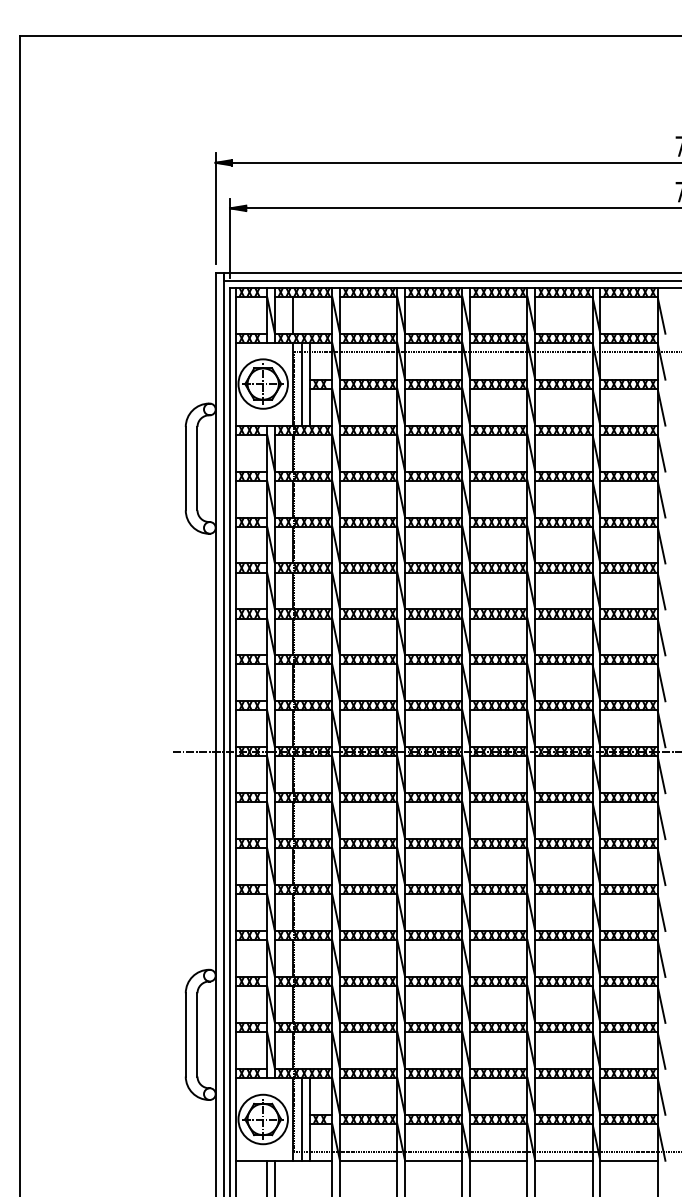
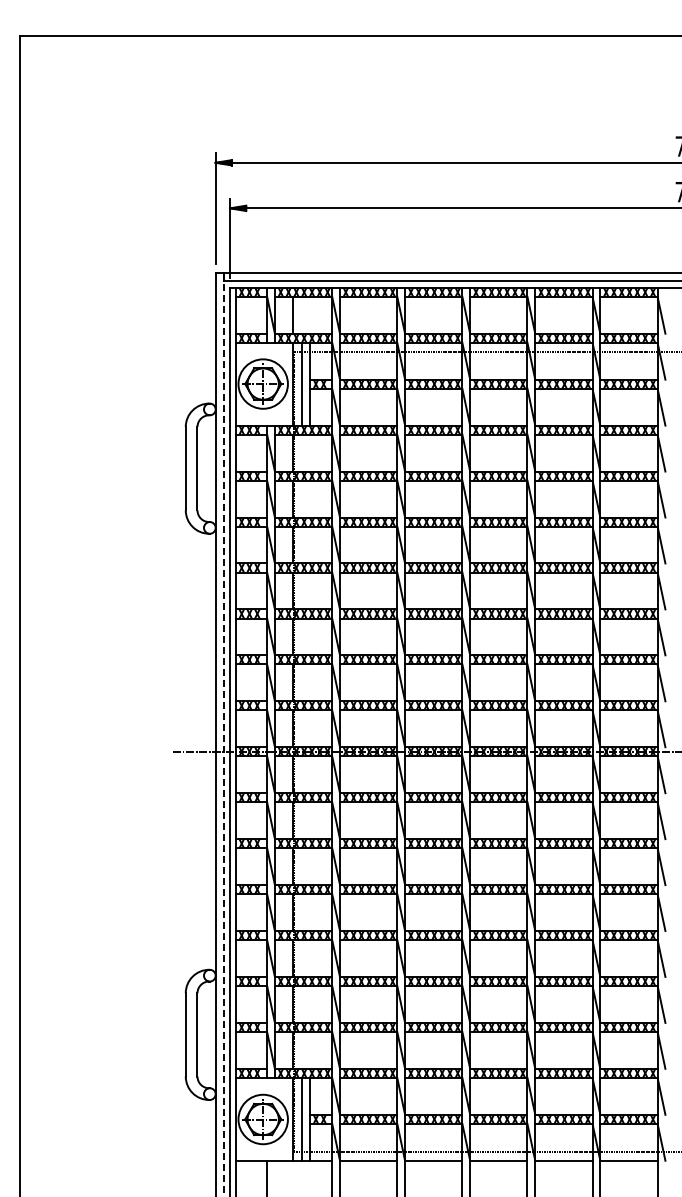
line: solid -> dashed (223, 735)
line: present -> none (274, 1176)
